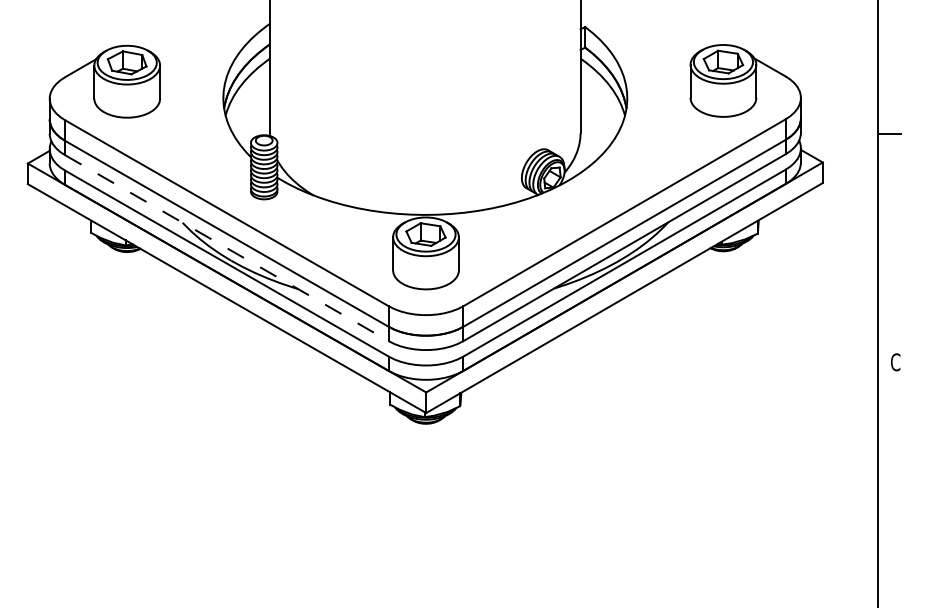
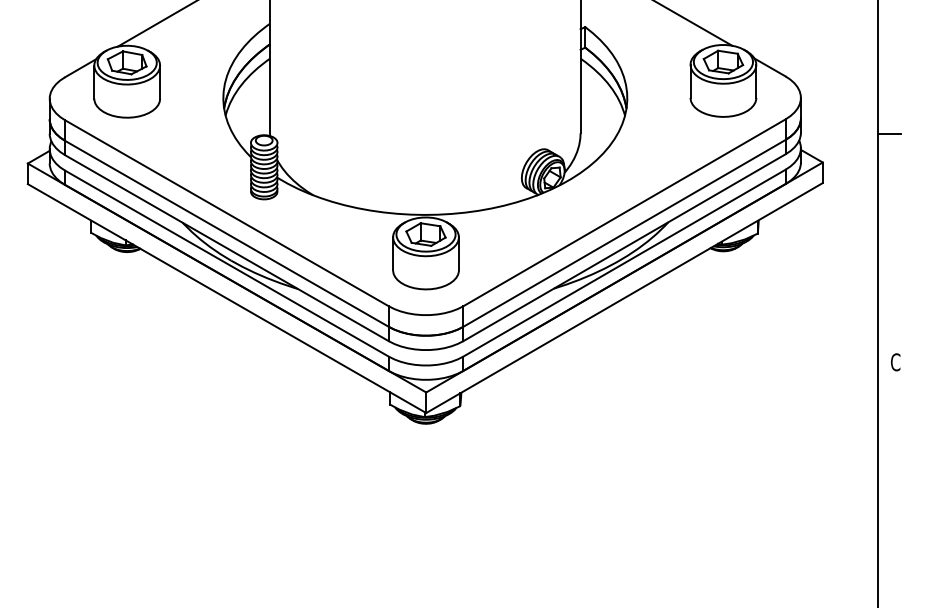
line: none -> present (694, 23)
line: none -> present (155, 24)
line: dashed -> solid (227, 248)
